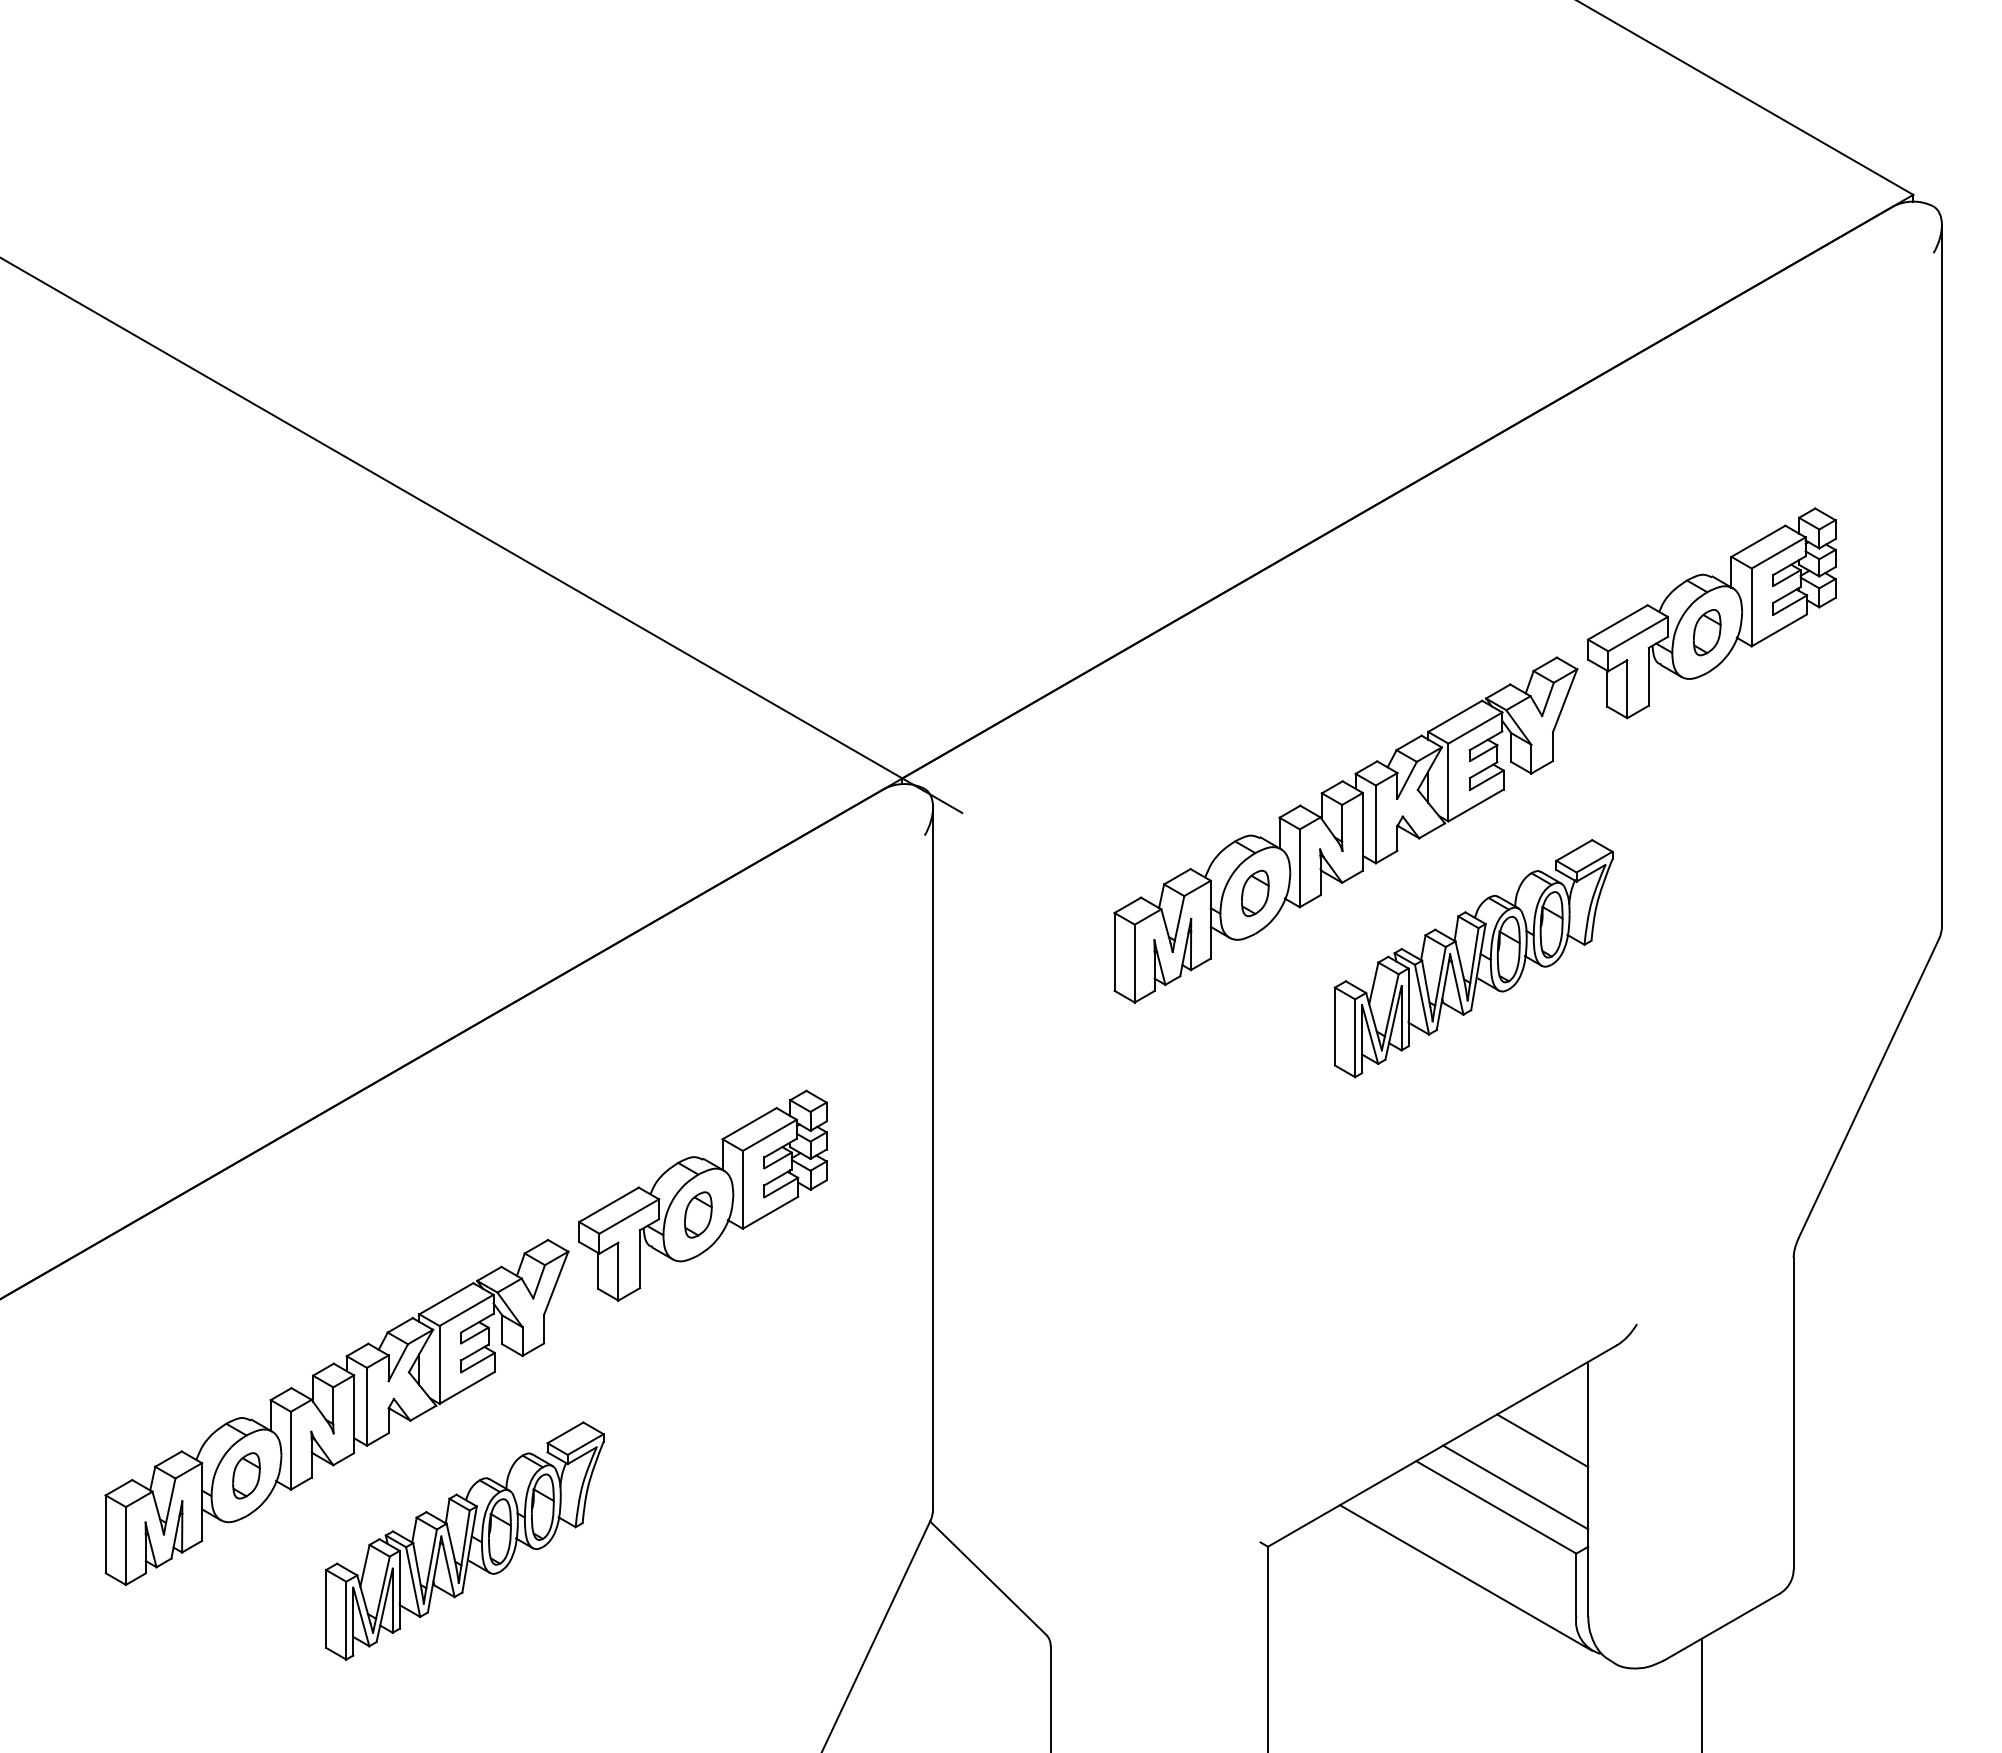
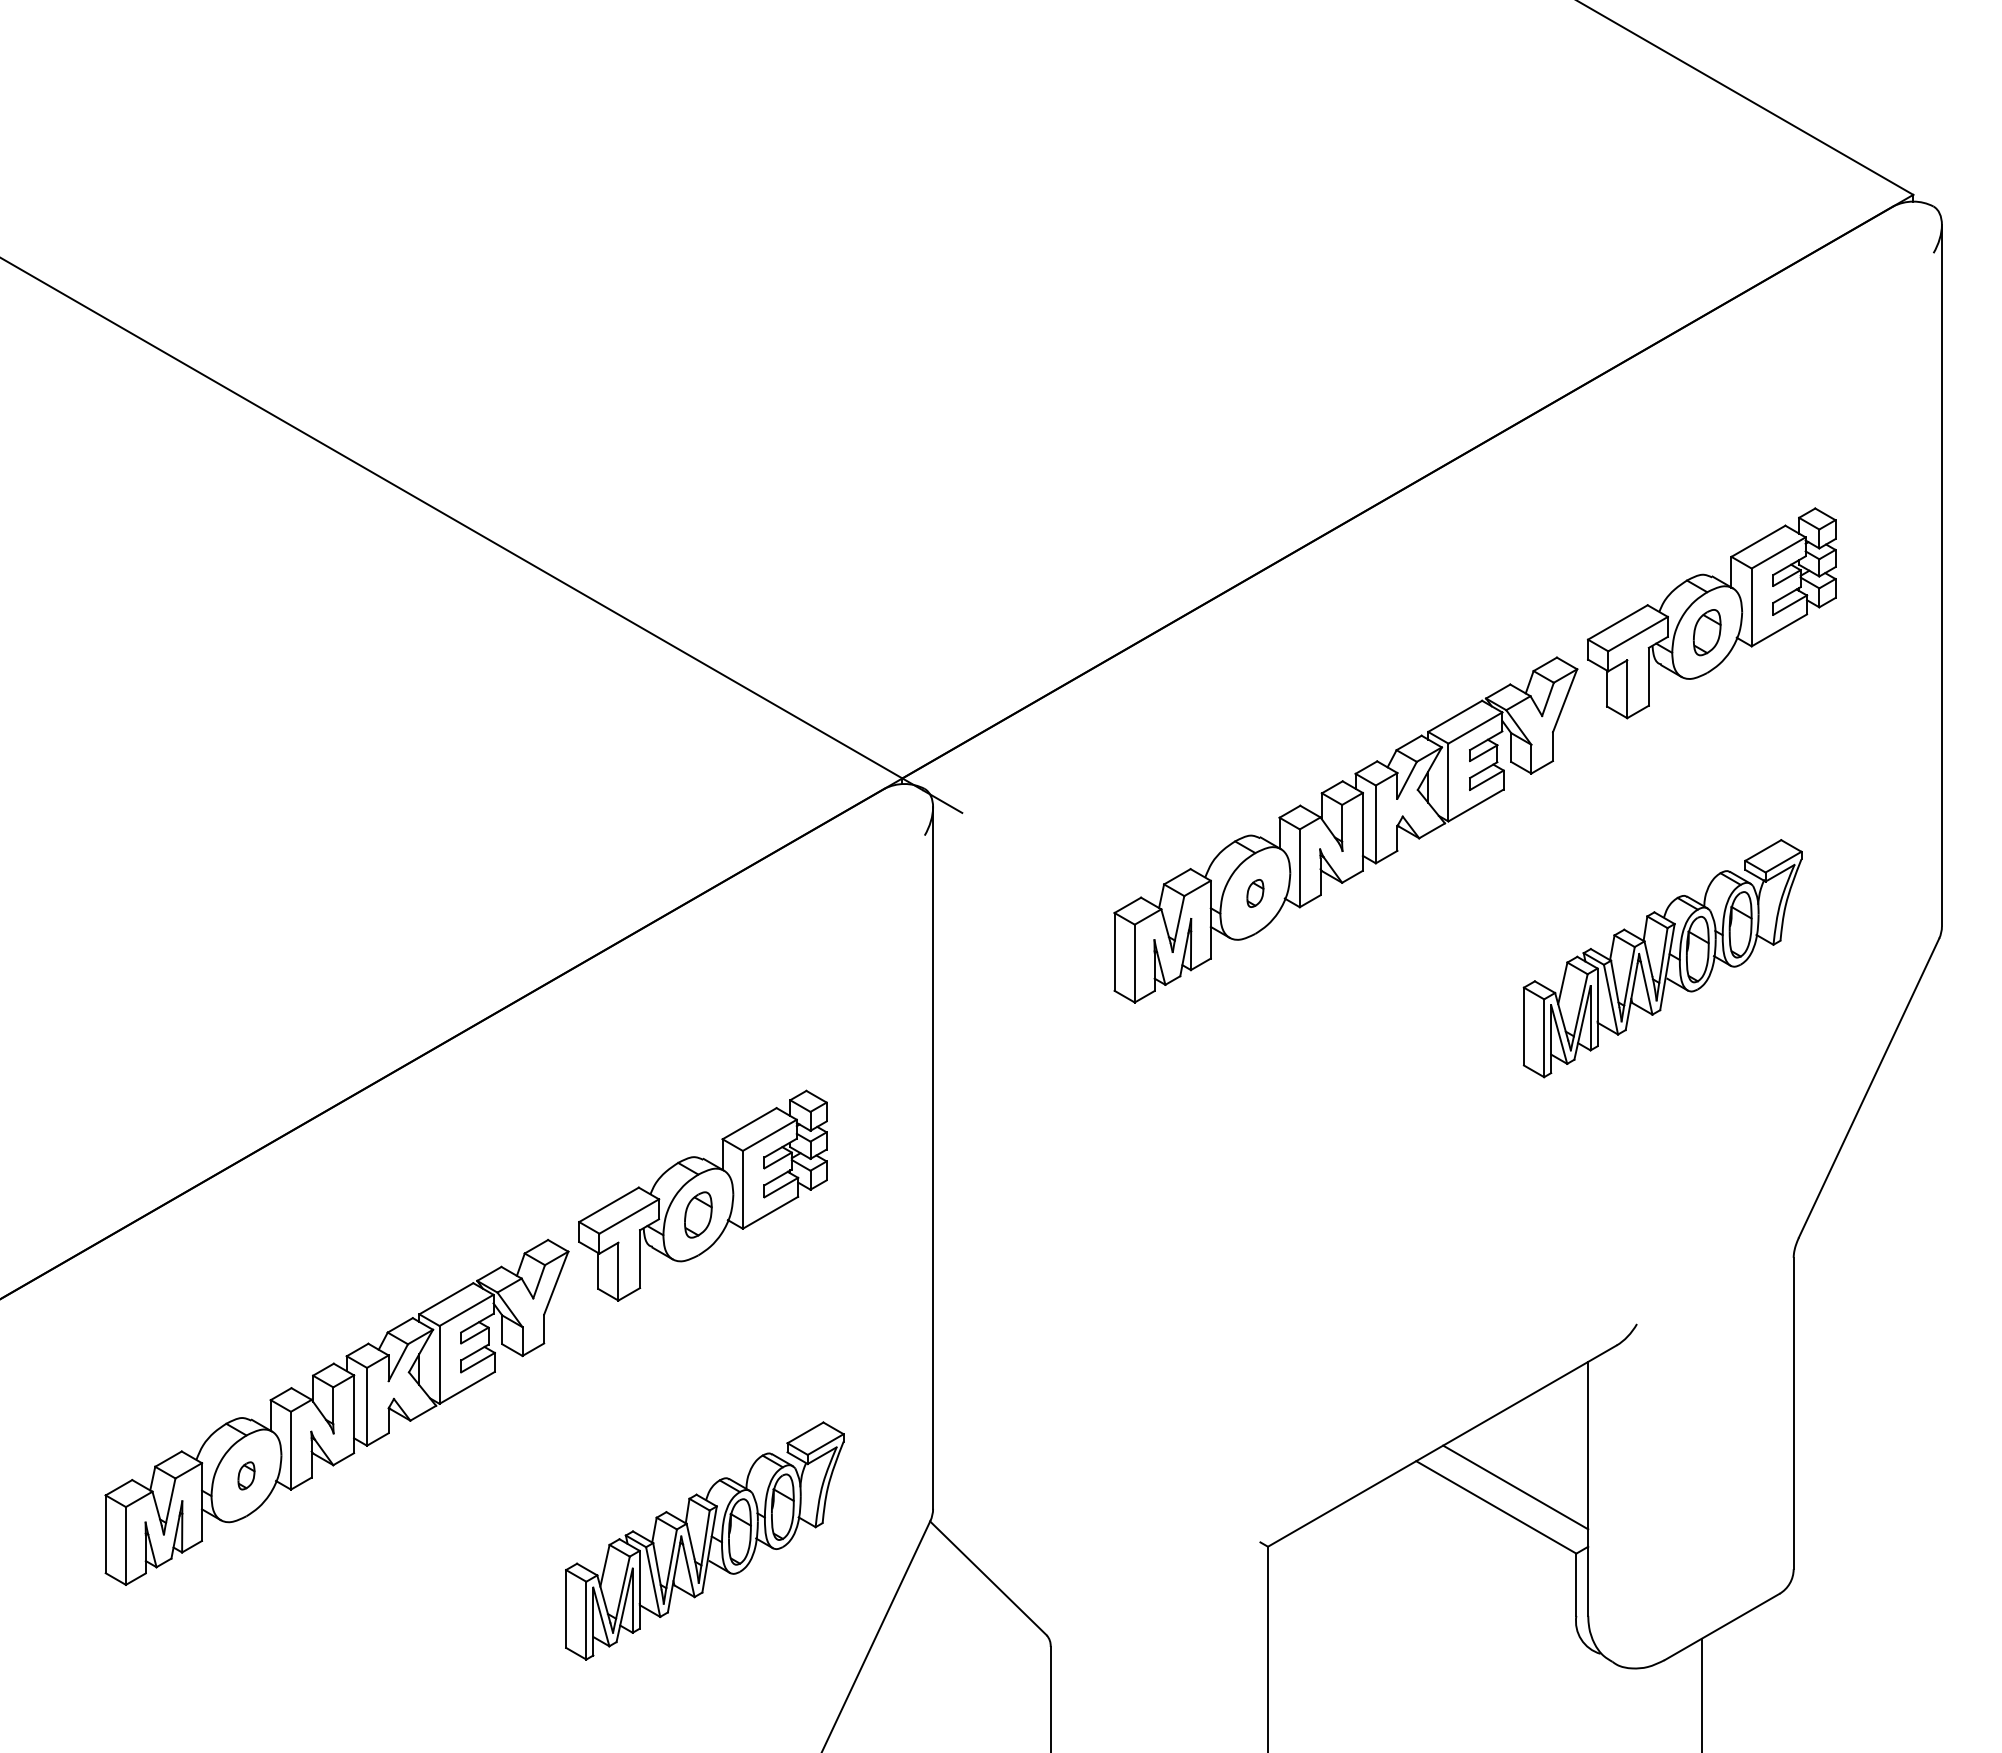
part size: 29x49 px -> 19x29 px (1255, 893)
part position: (1473, 958) -> (1662, 958) (1662, 958)
line: present -> none (1542, 1440)
part size: 29x48 px -> 19x30 px (246, 1475)
part position: (464, 1540) -> (704, 1540) (704, 1540)
line: present -> none (1465, 1577)
